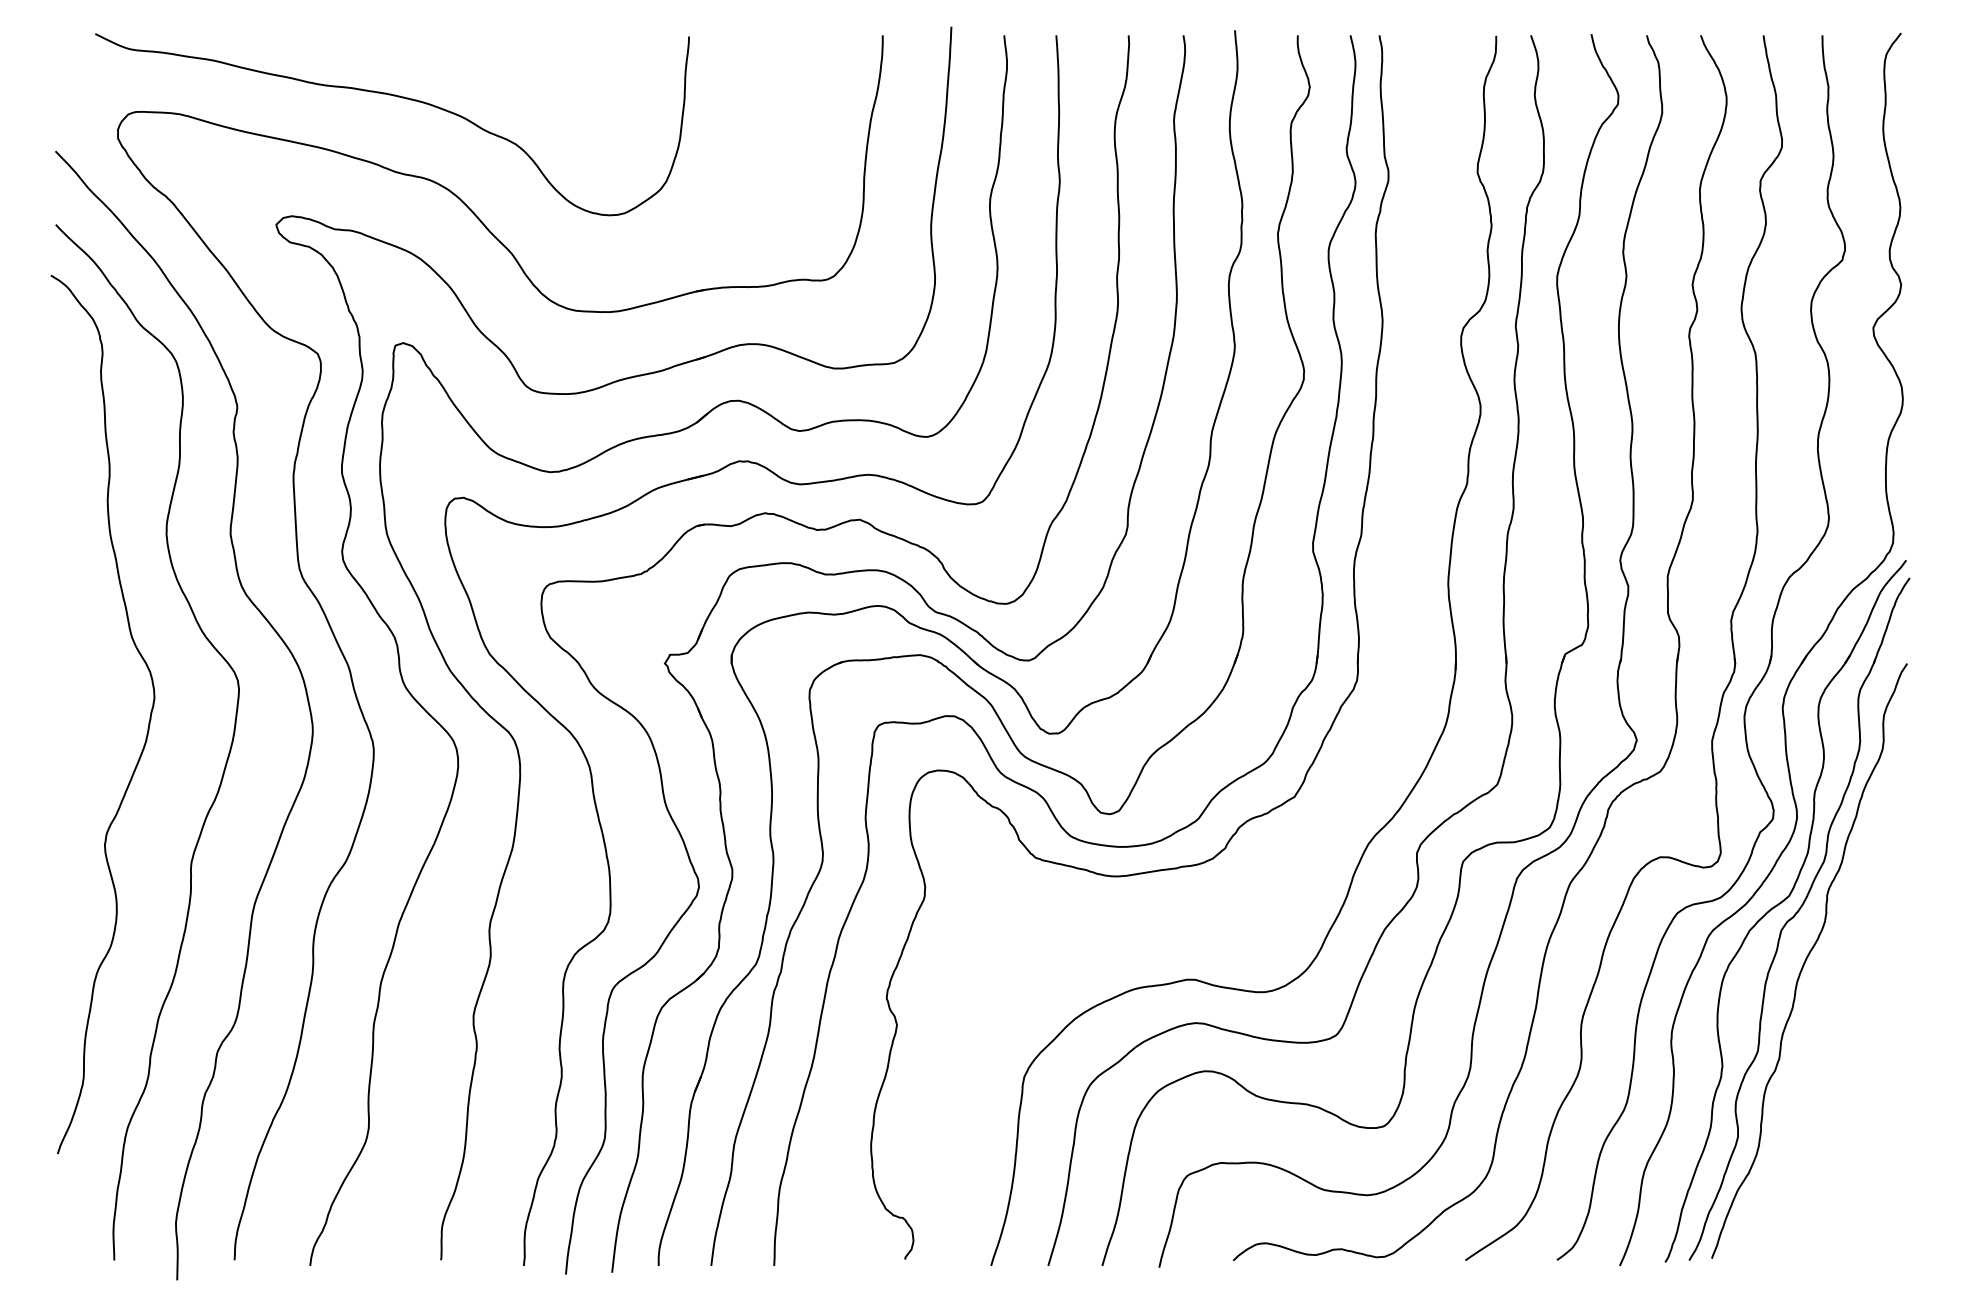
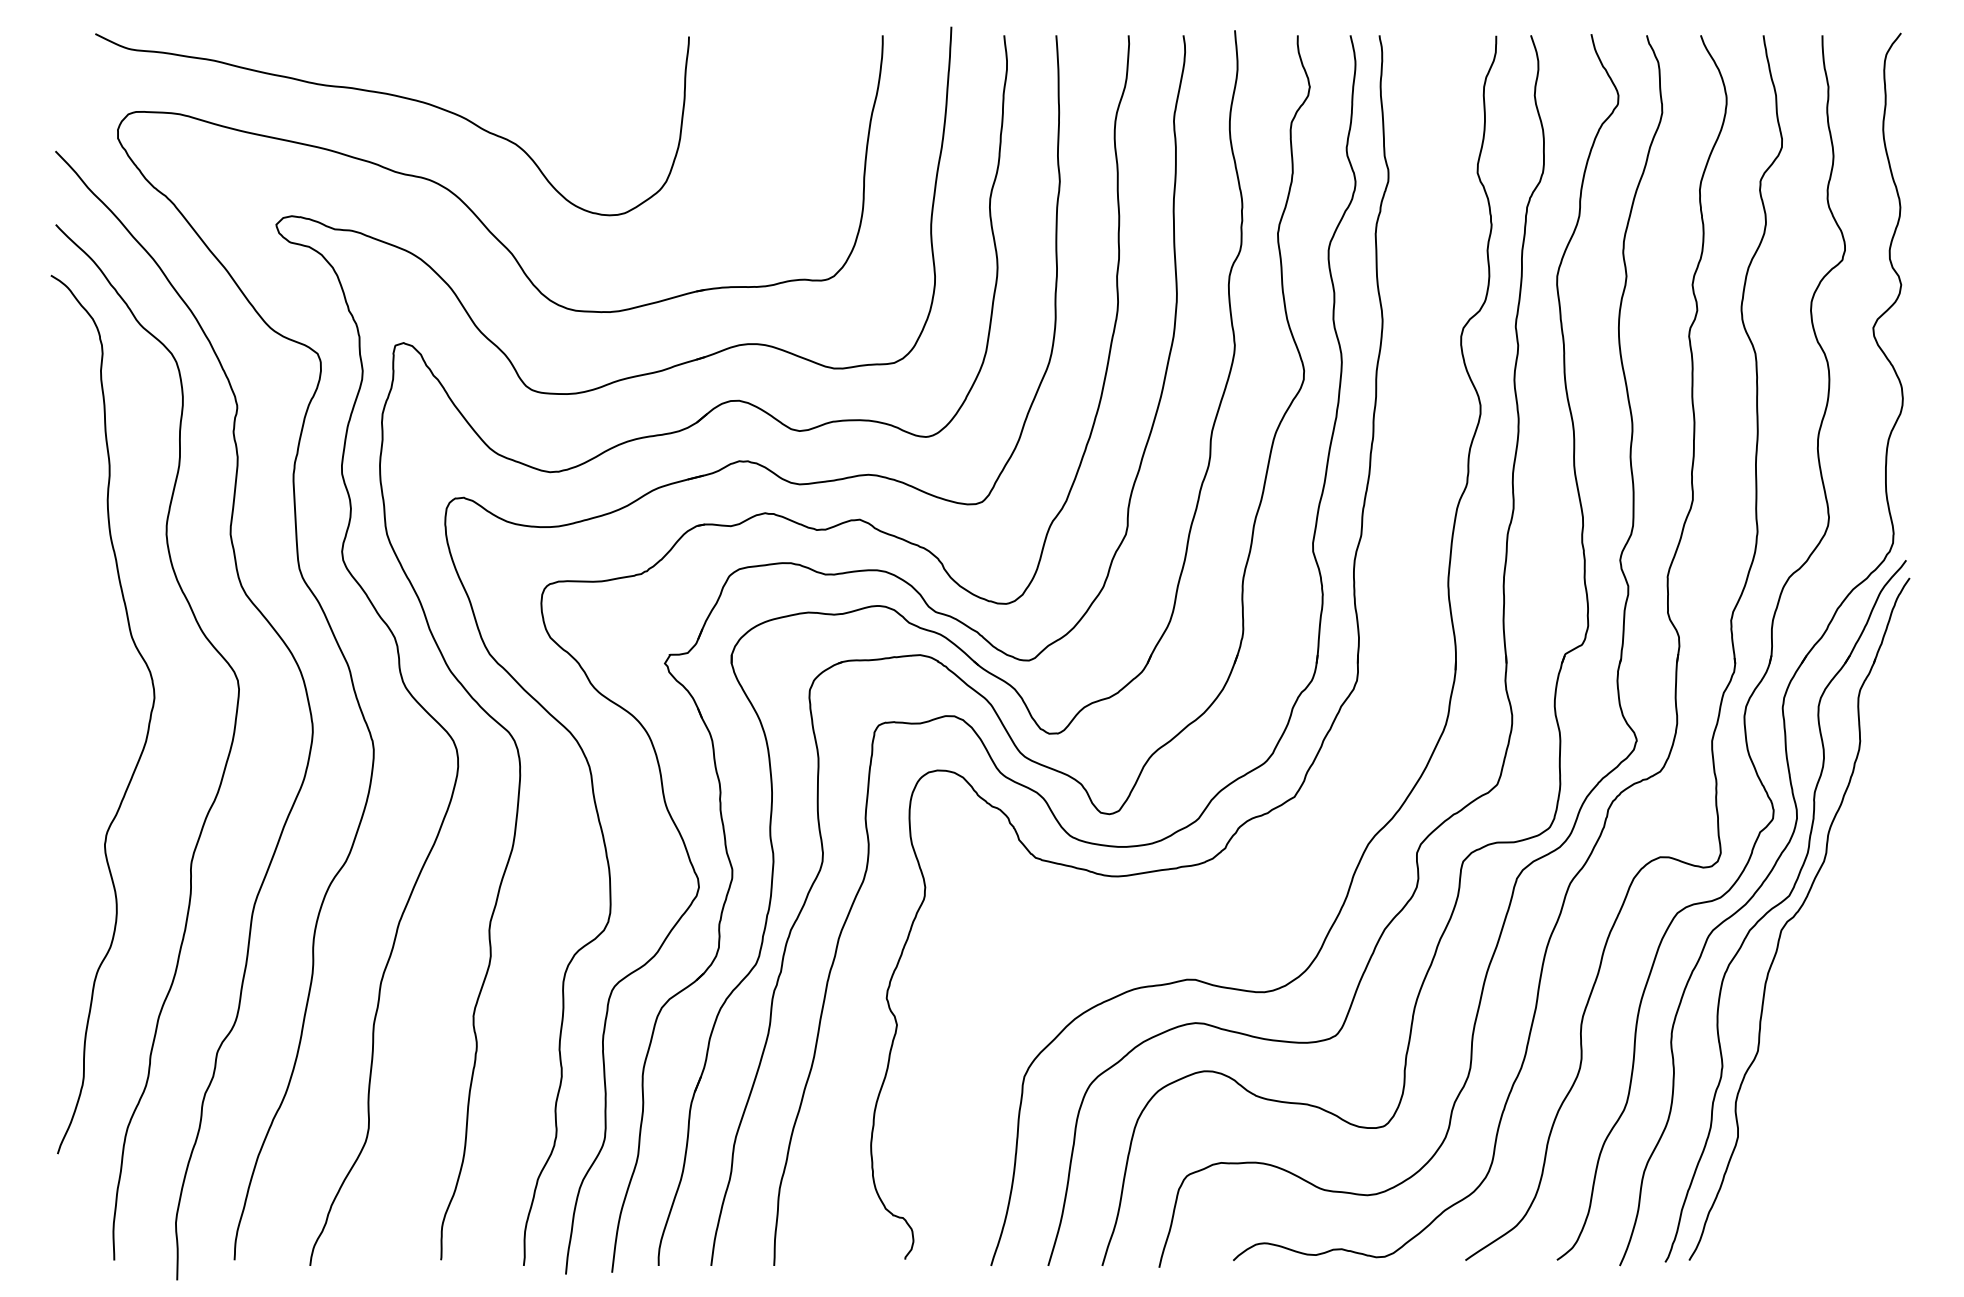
curve: present -> none (1807, 959)
